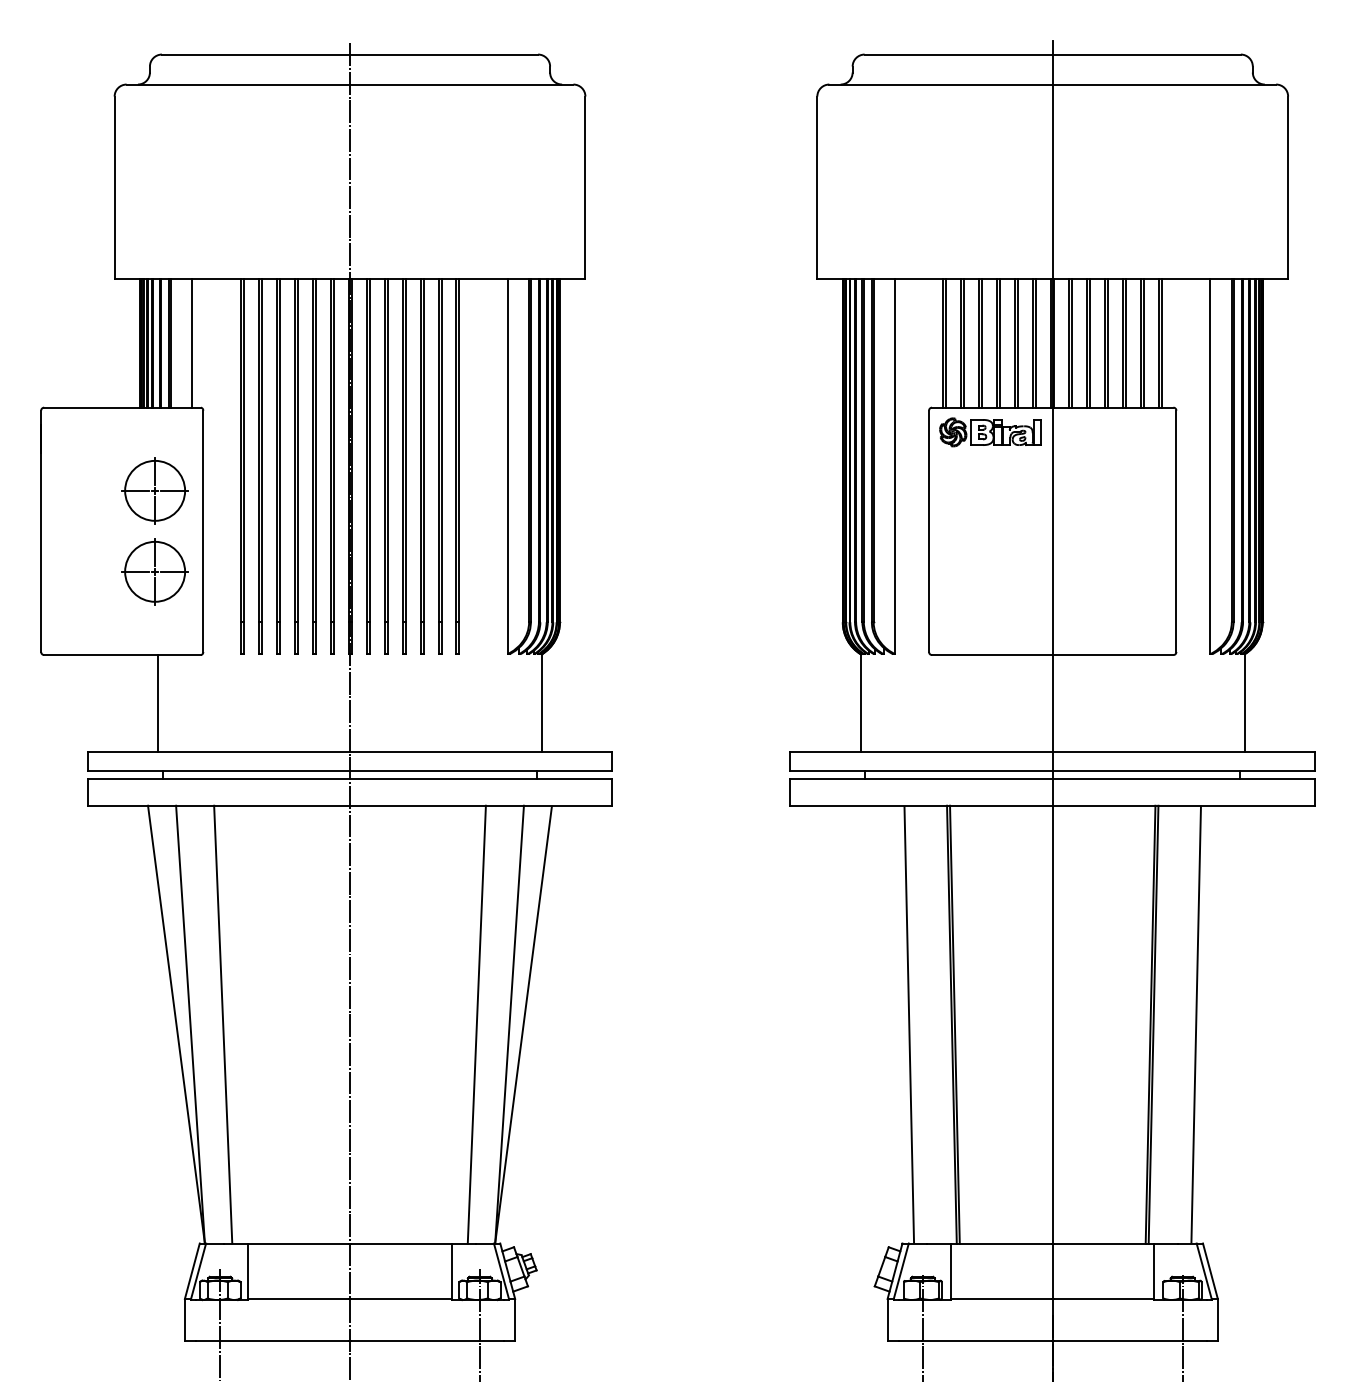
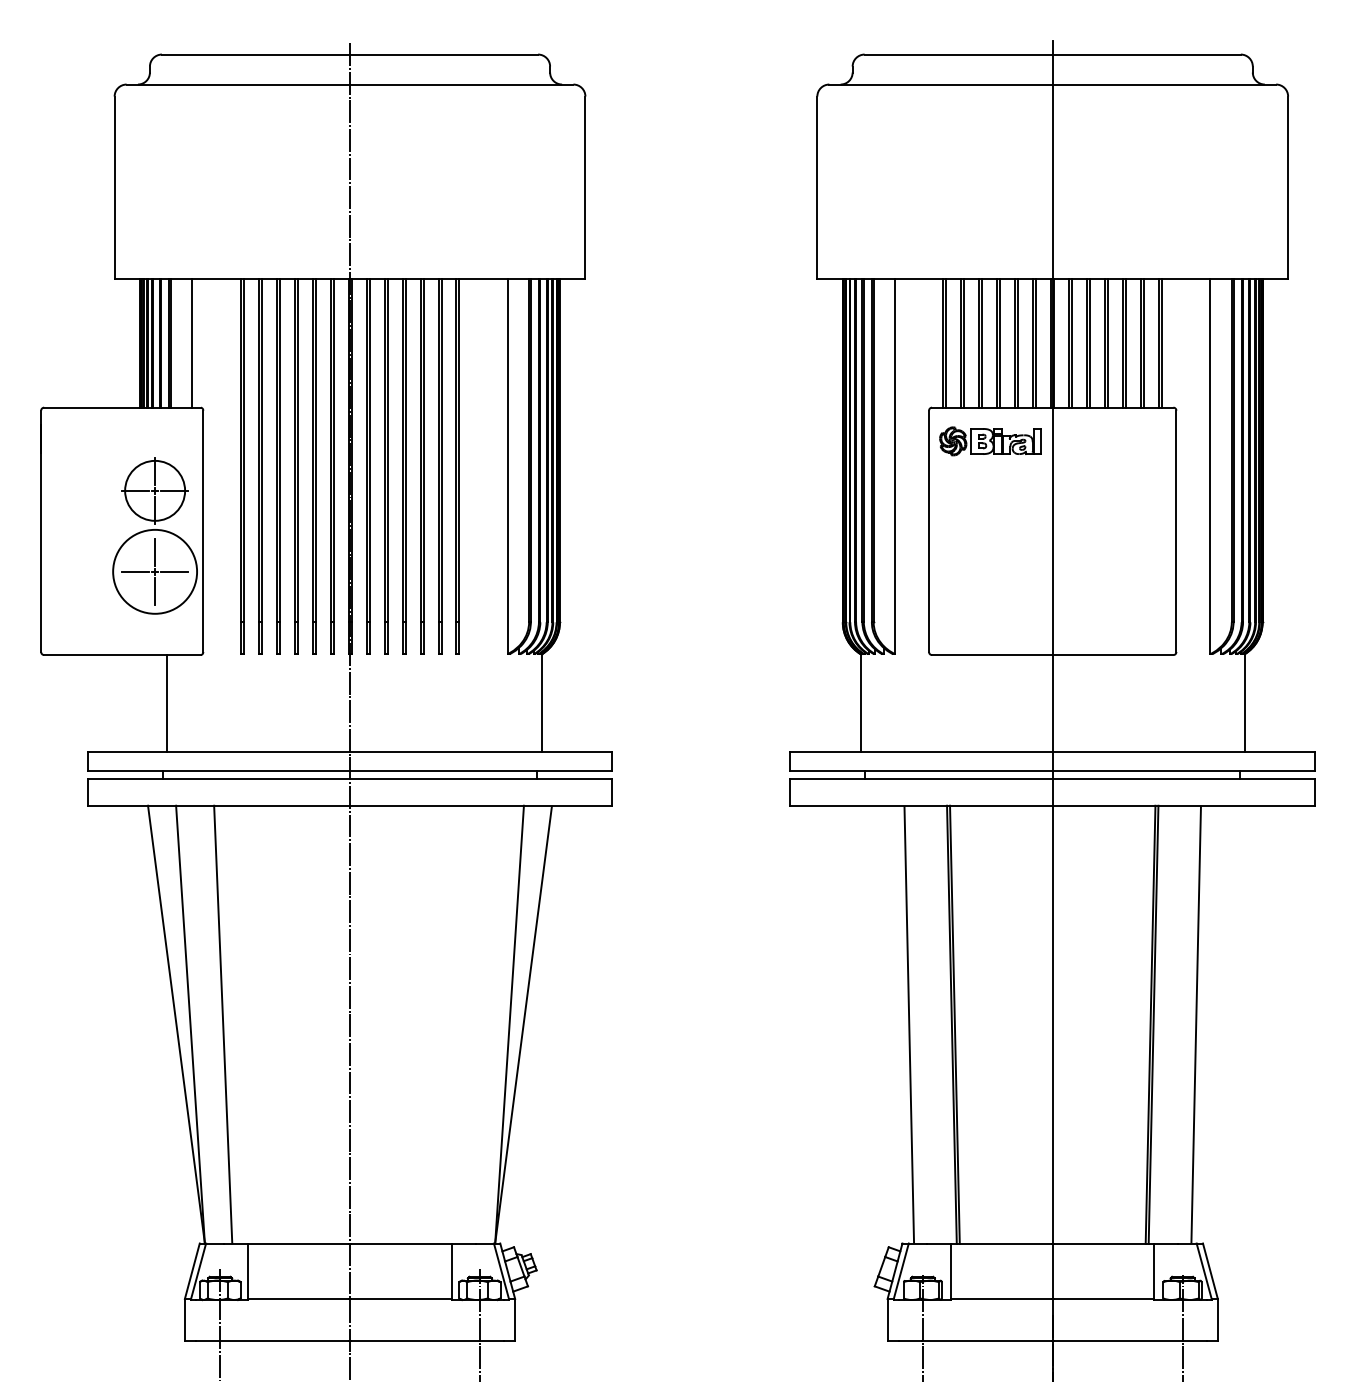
part position: (990, 432) -> (990, 441) (990, 441)
circle diameter: 60 px -> 84 px (155, 571)
line position: (158, 703) -> (167, 703) (167, 703)
line: present -> none (476, 1024)
